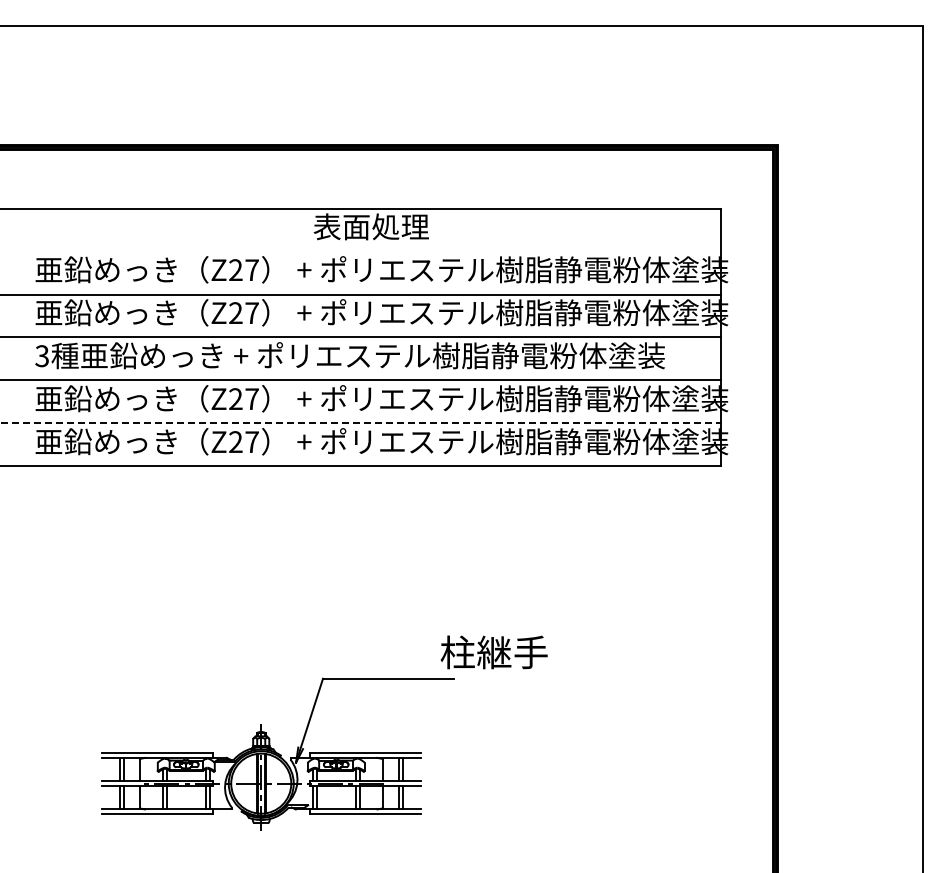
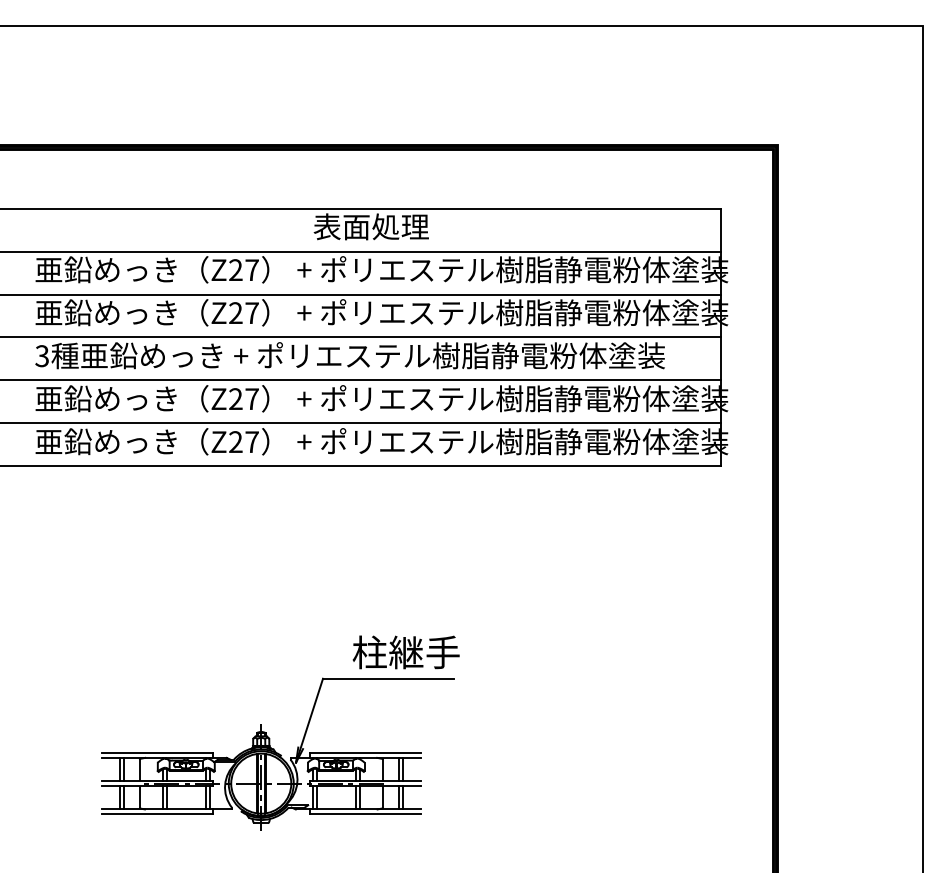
line: none -> present (361, 251)
line: dashed -> solid (360, 423)
text position: (493, 652) -> (405, 652) (405, 652)
